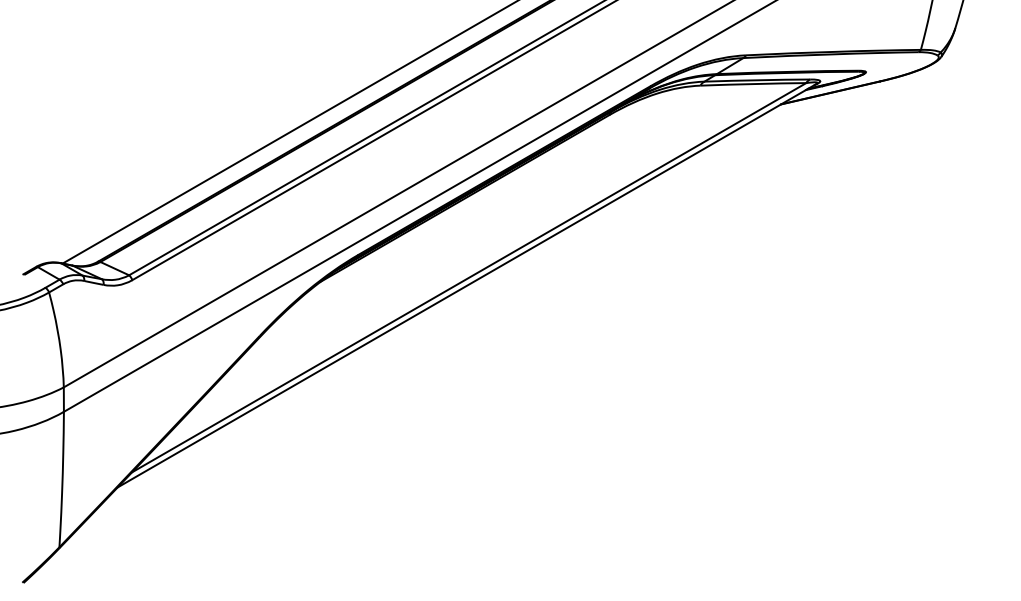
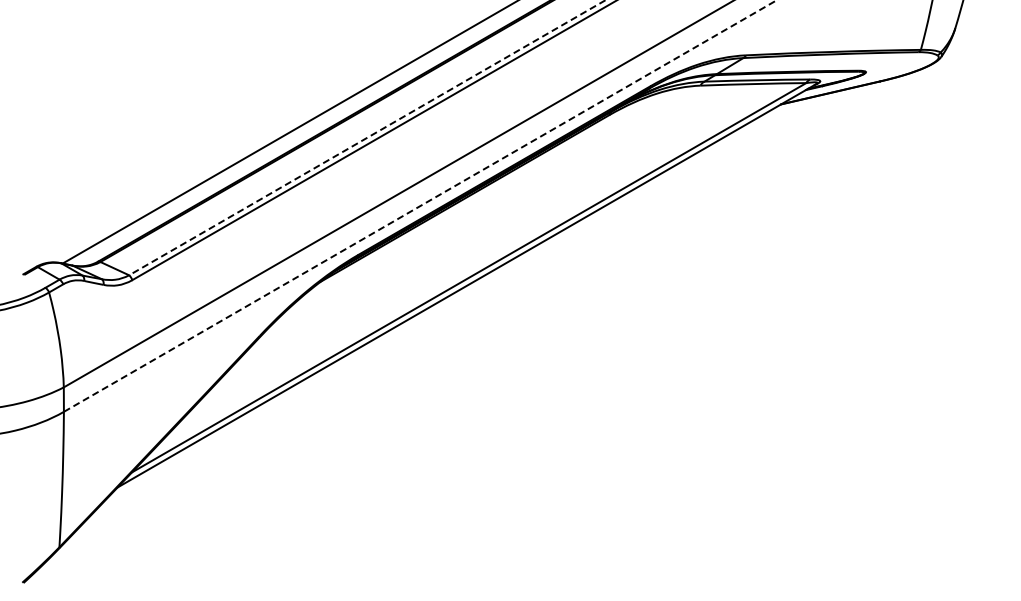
line: solid -> dashed (367, 137)
line: solid -> dashed (420, 205)
